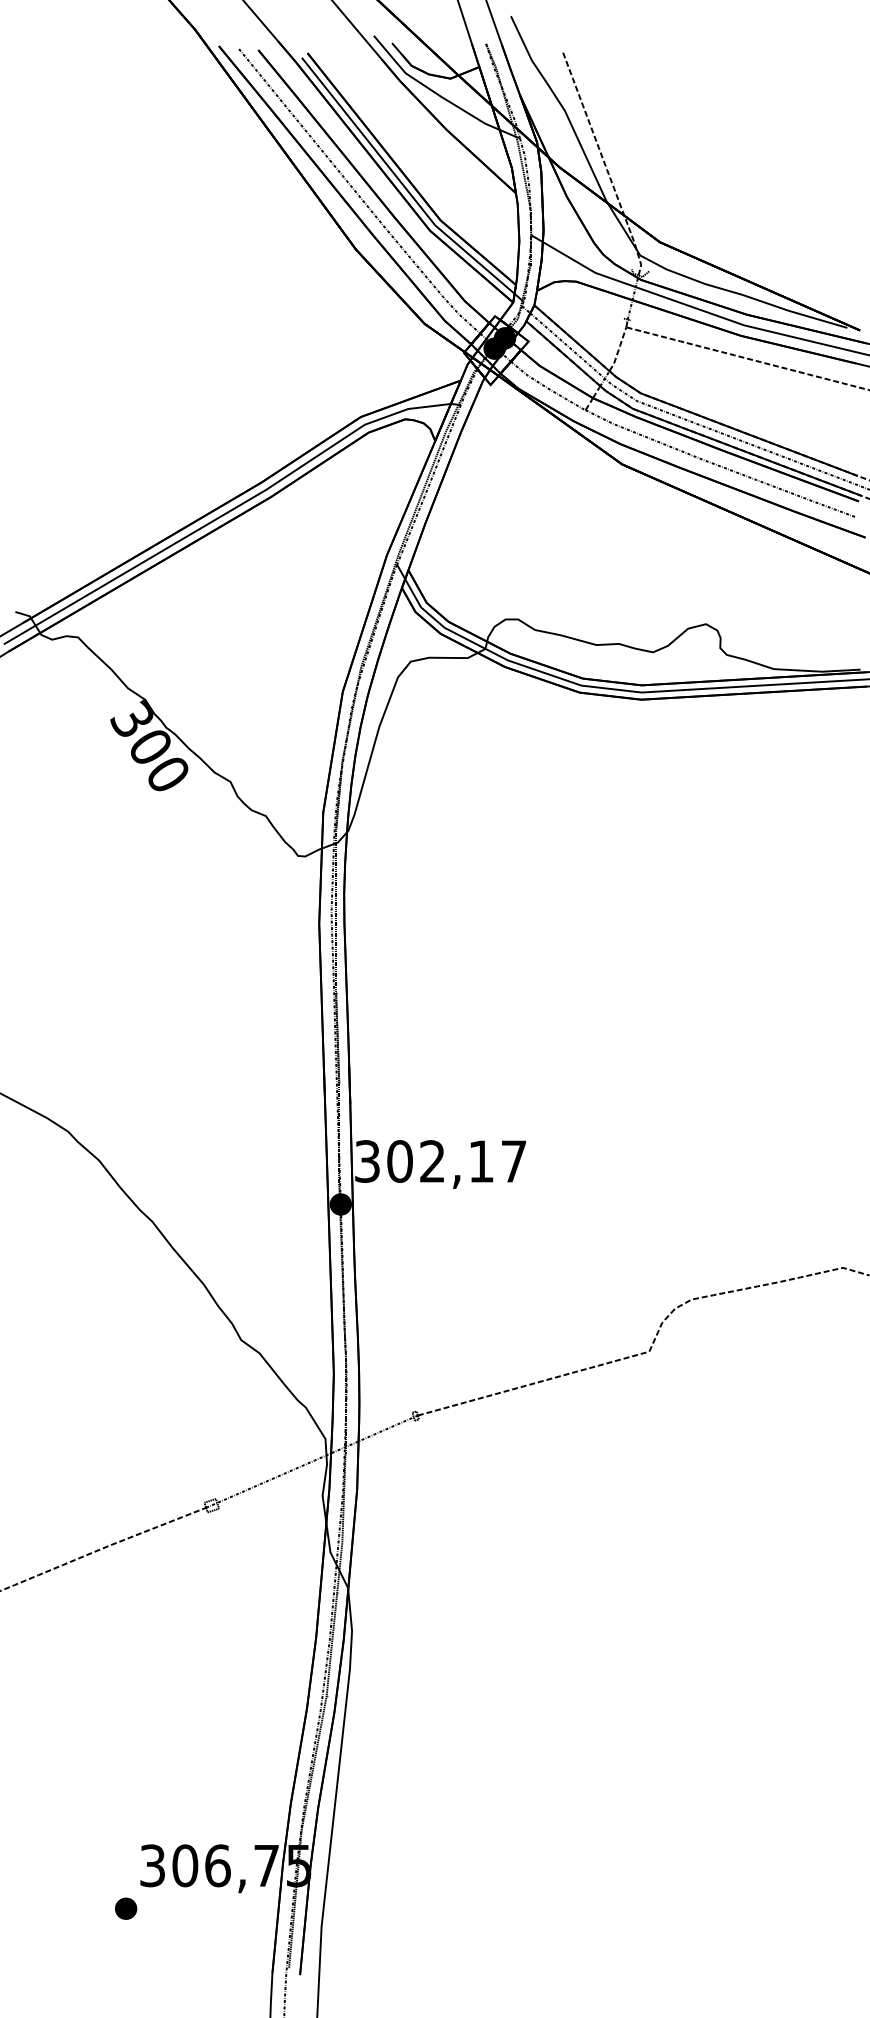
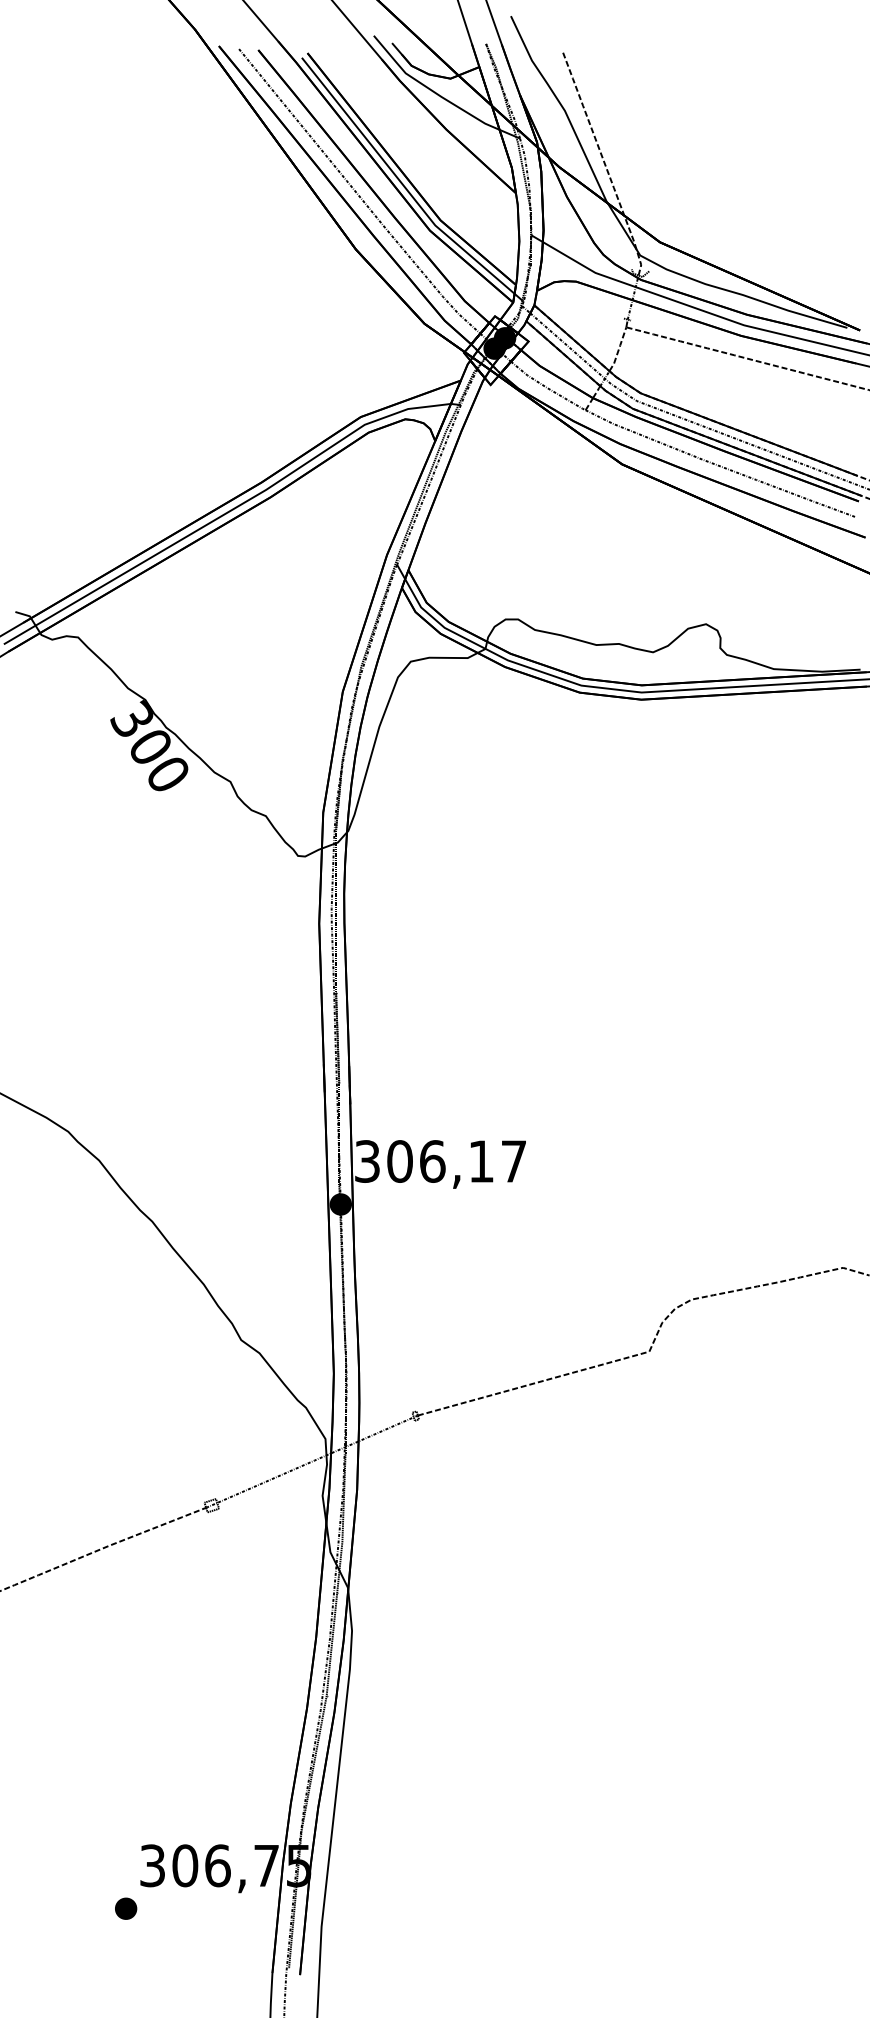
text: 302,17 -> 306,17 (432, 1161)
